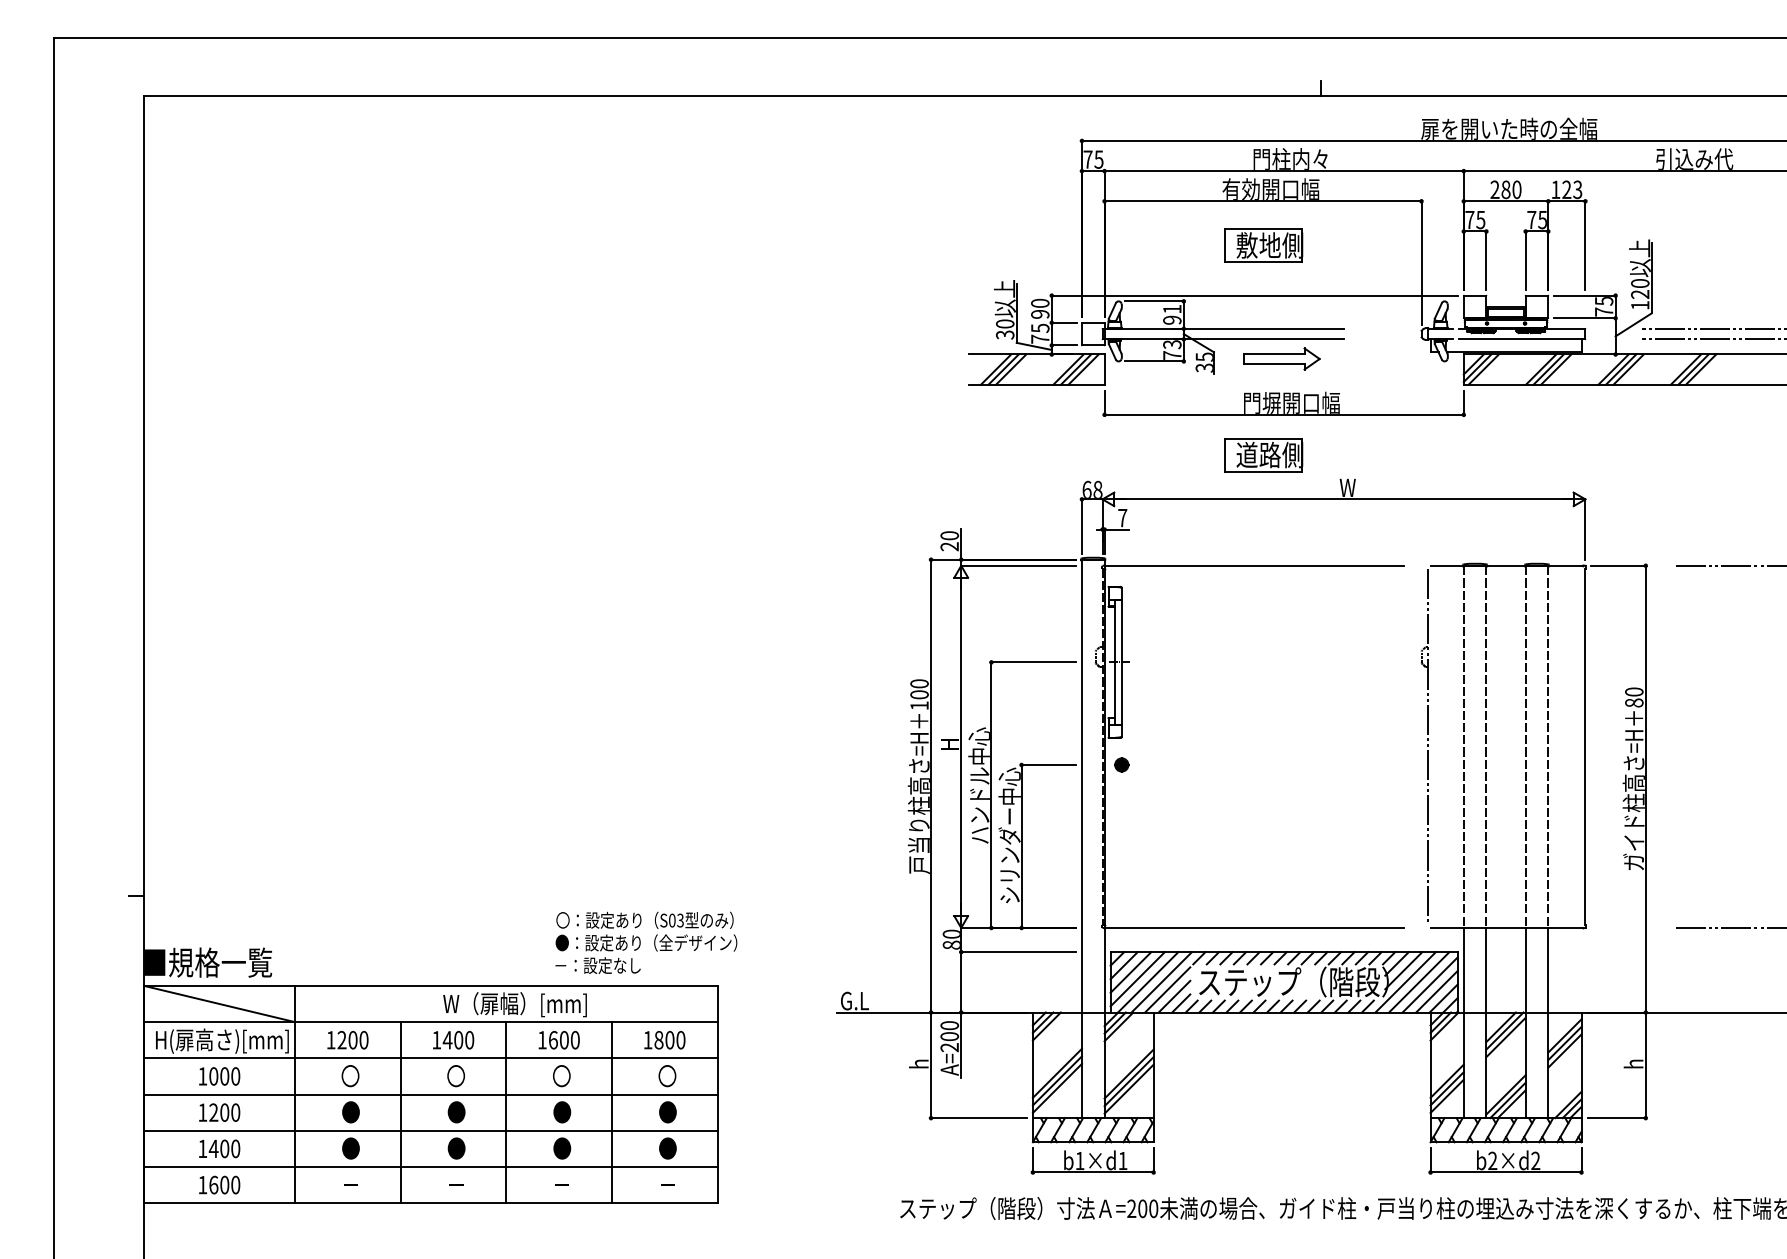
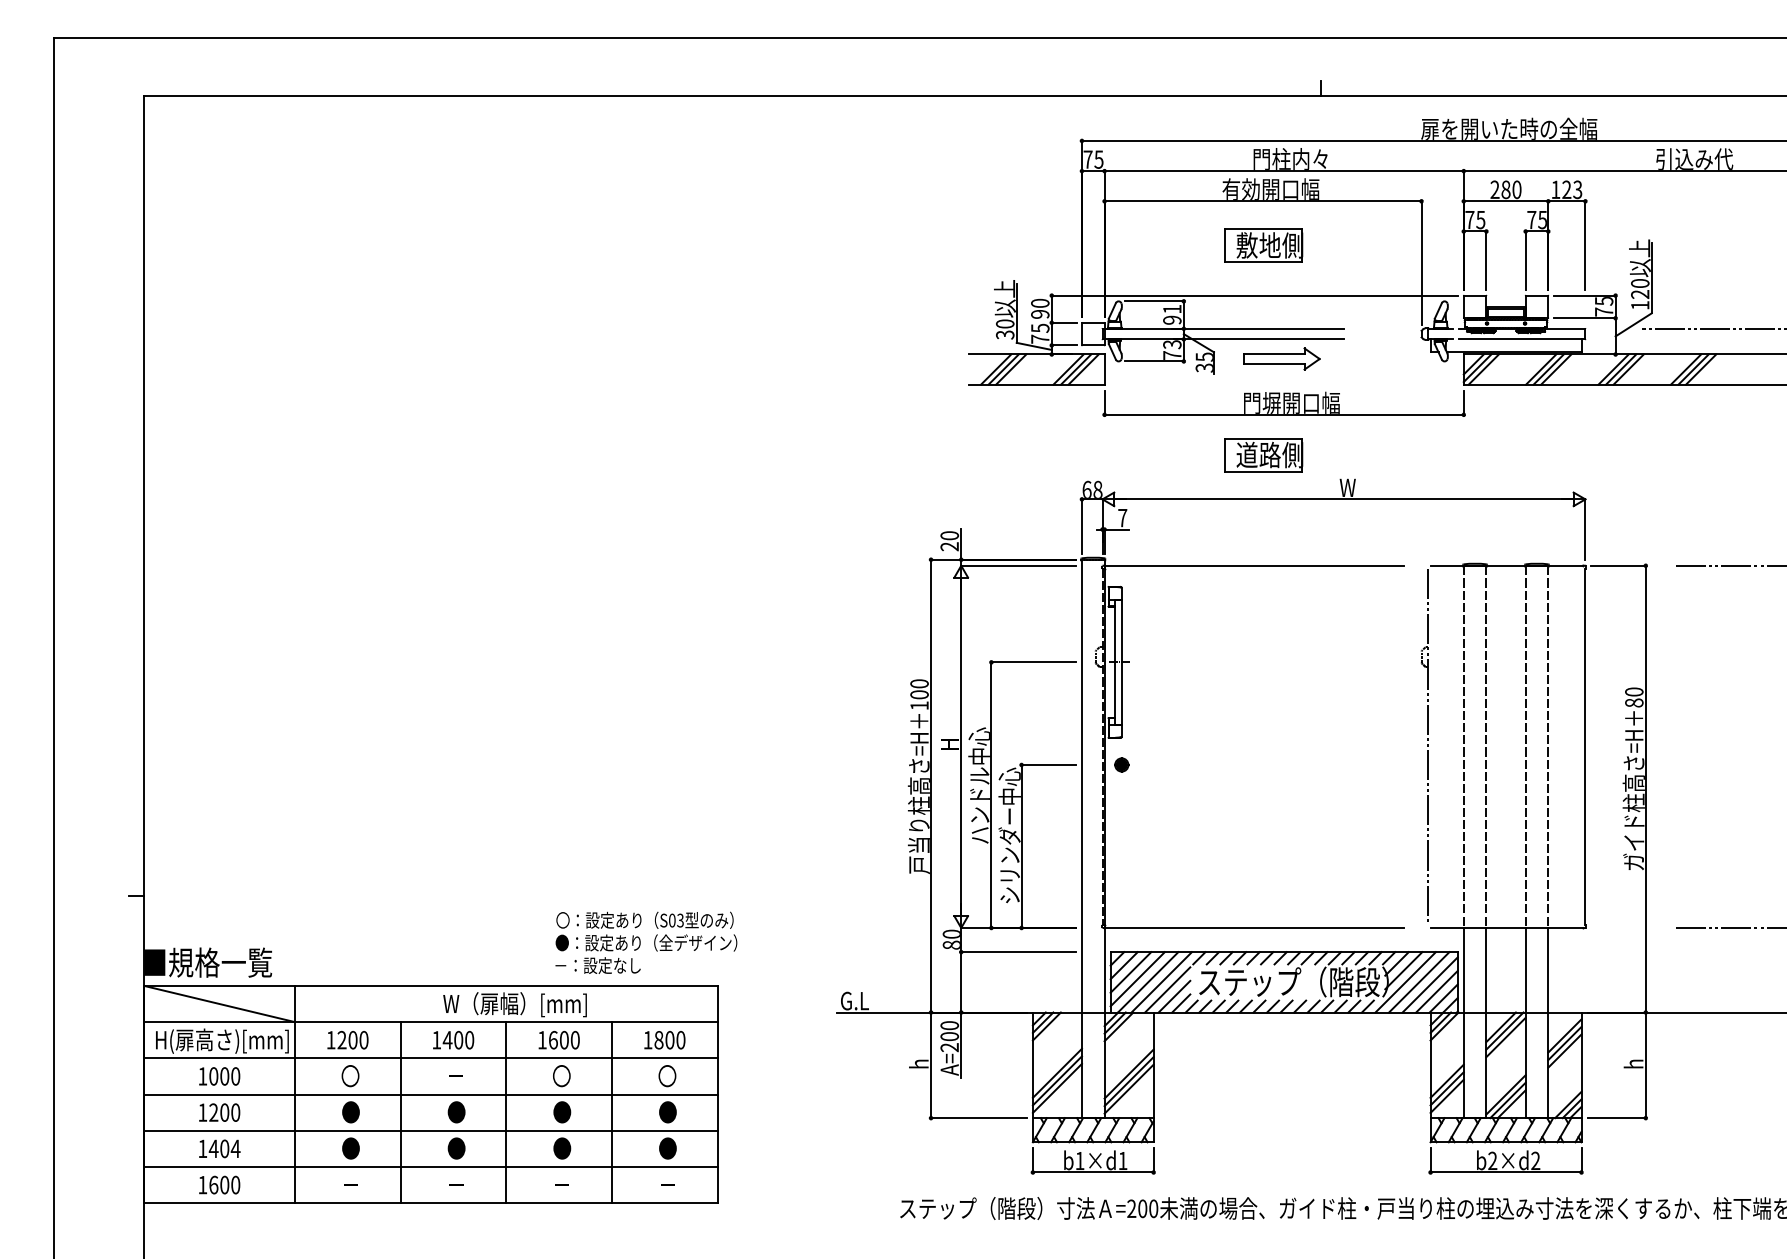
line: present -> none (1711, 339)
text: 〇 -> － (455, 1076)
text: 1400 -> 1404 (235, 1148)
